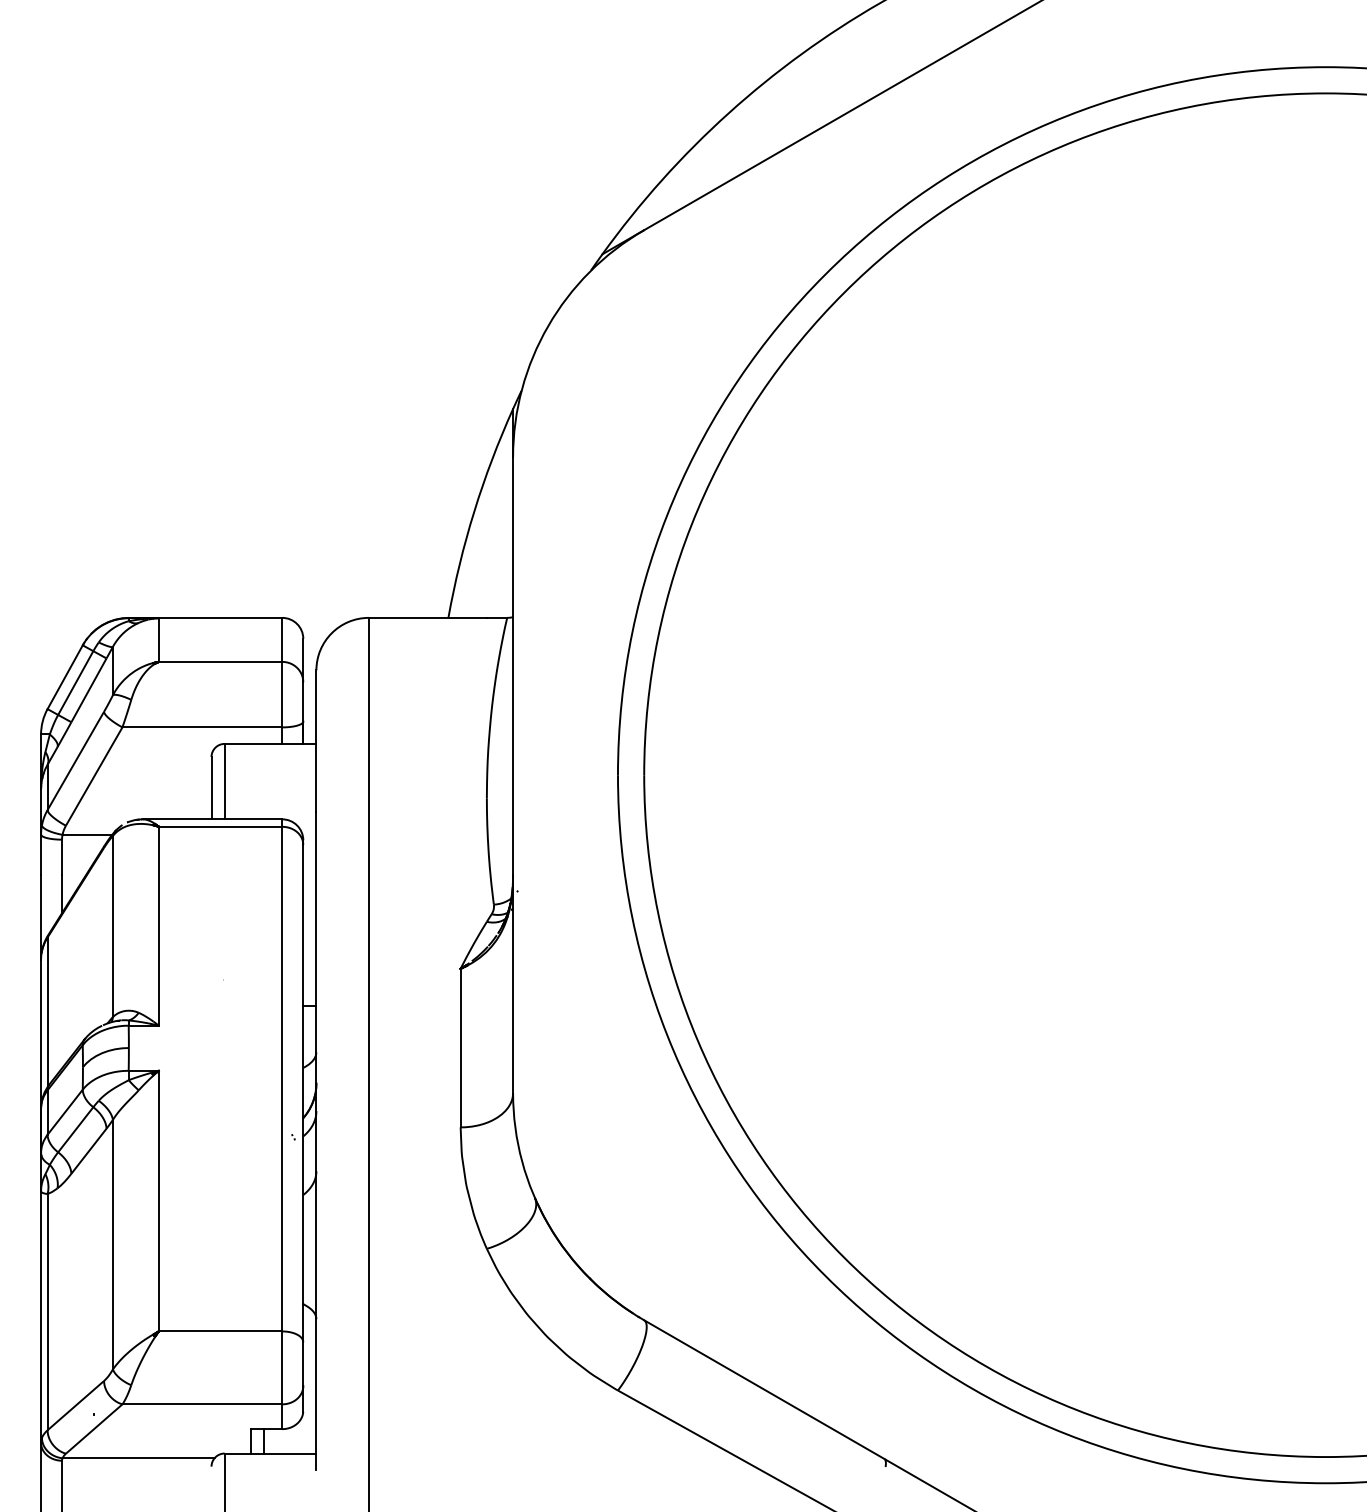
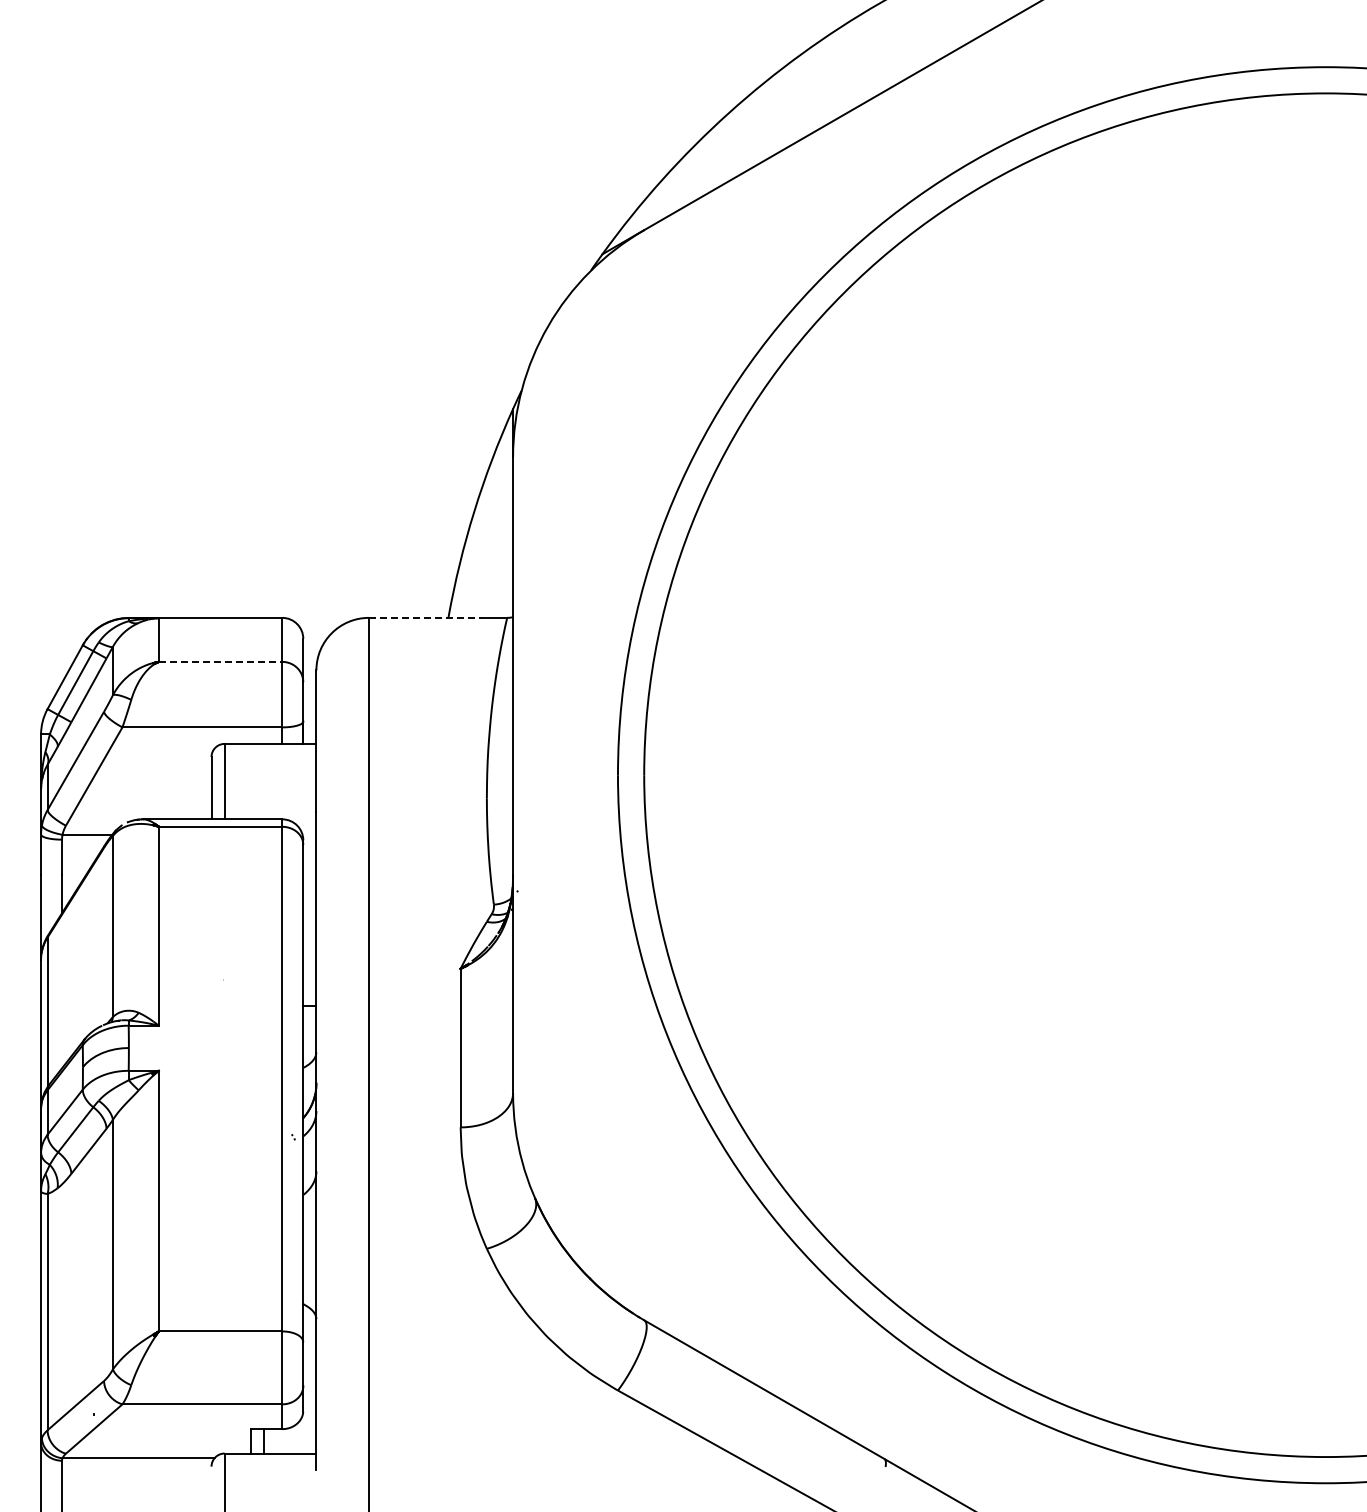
line: solid -> dashed (428, 617)
line: solid -> dashed (220, 661)
